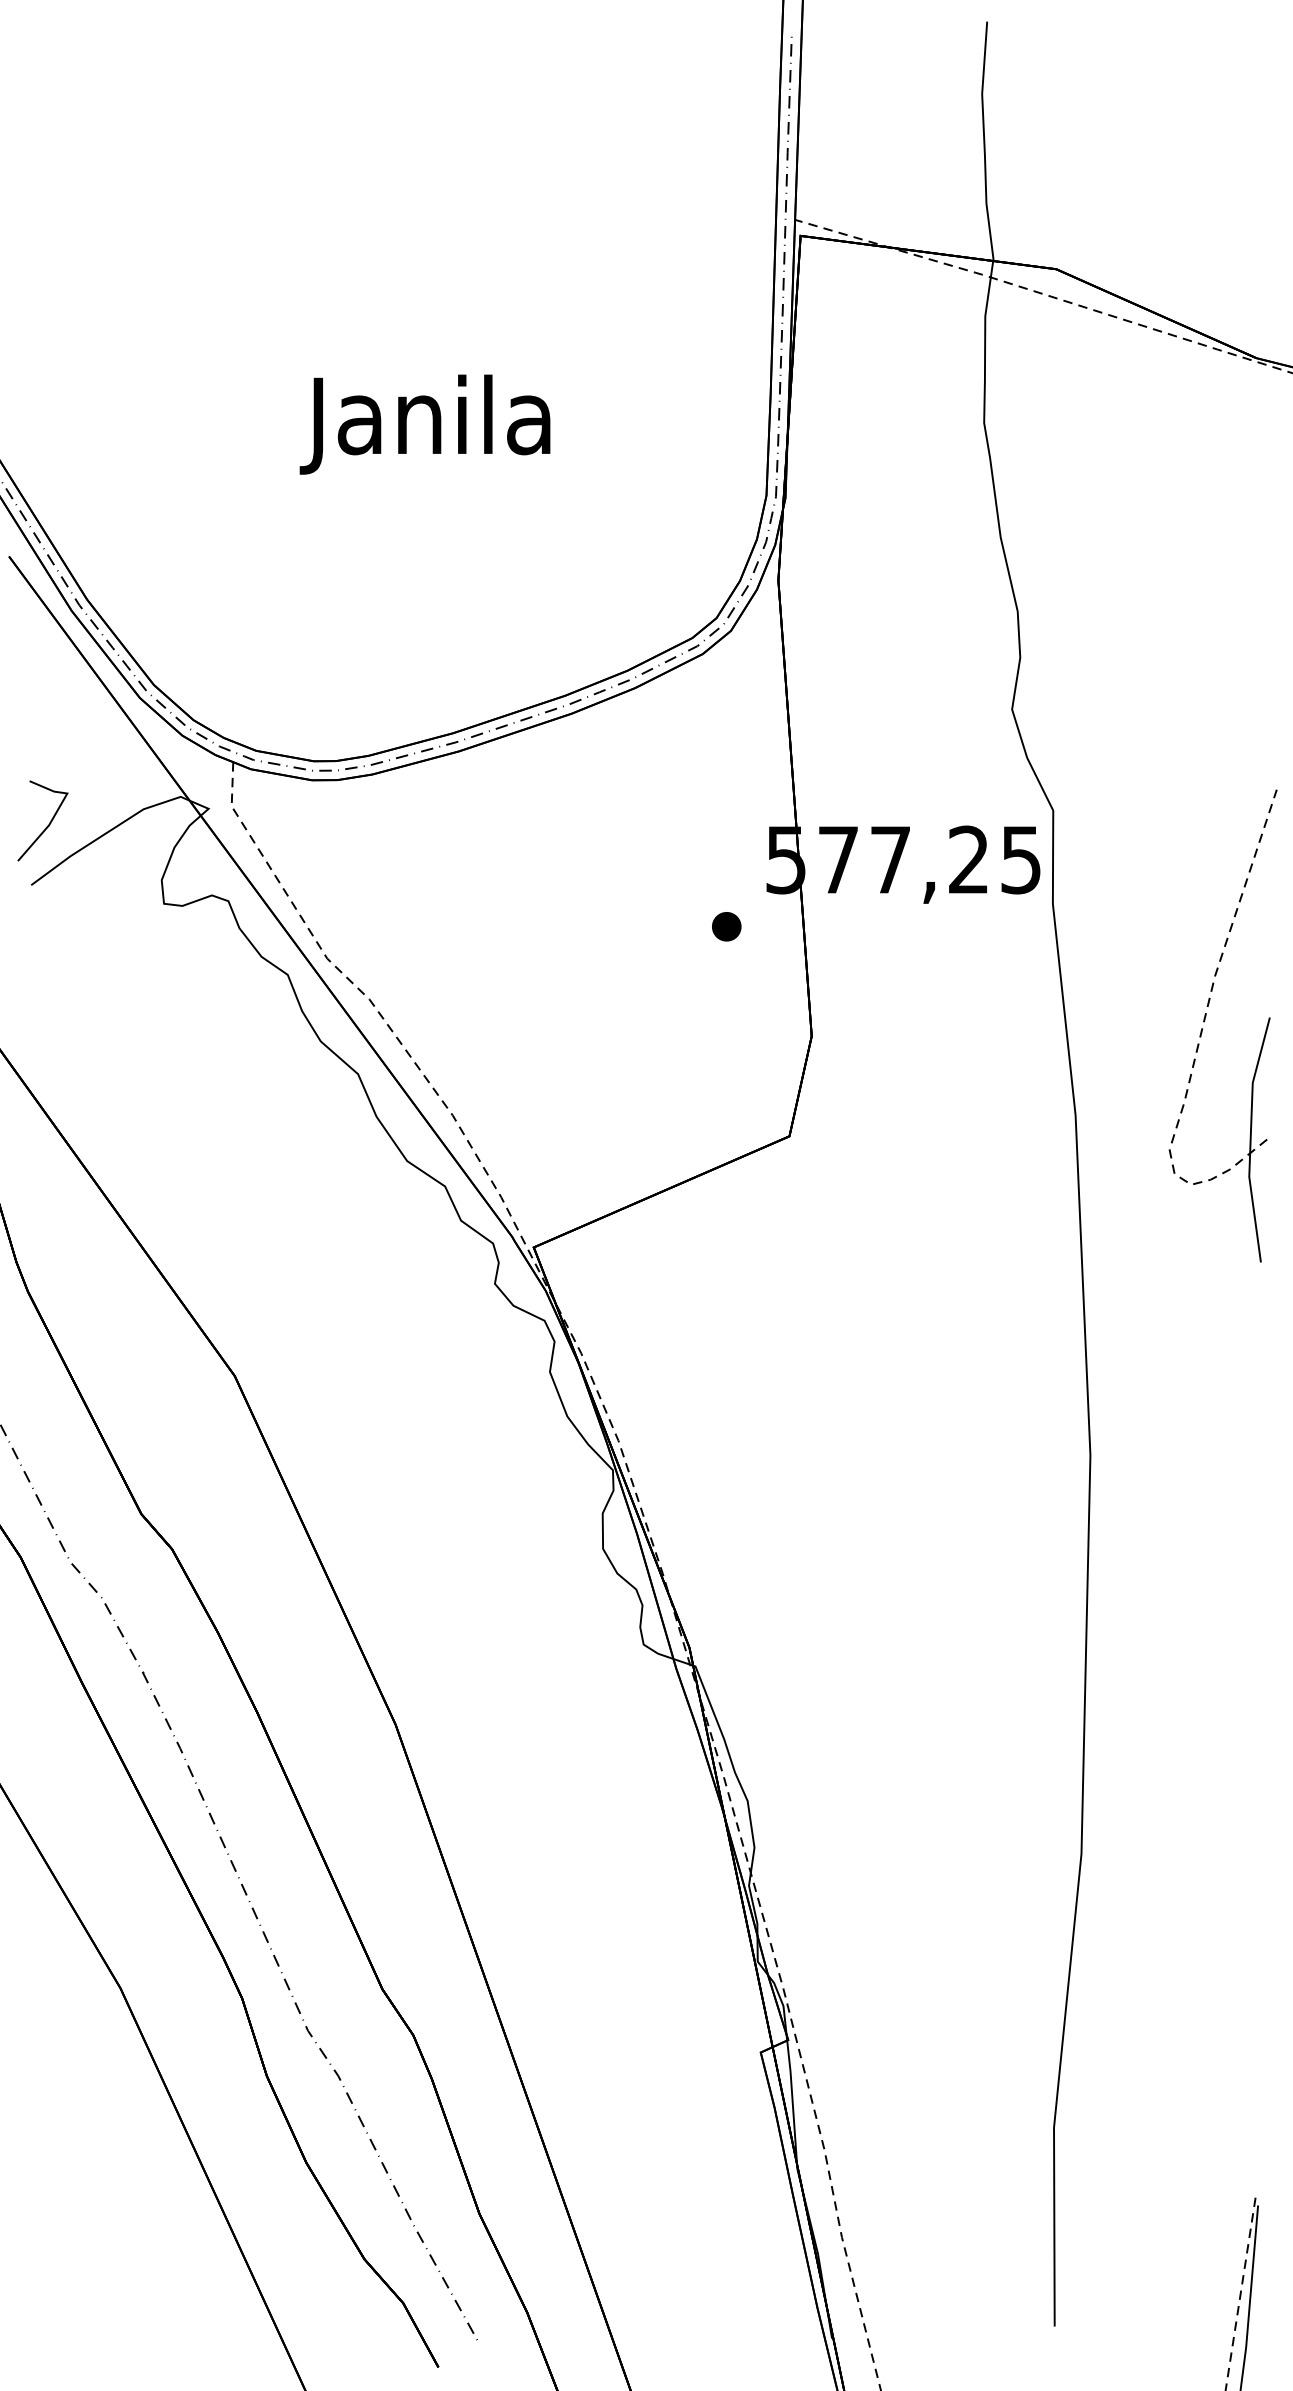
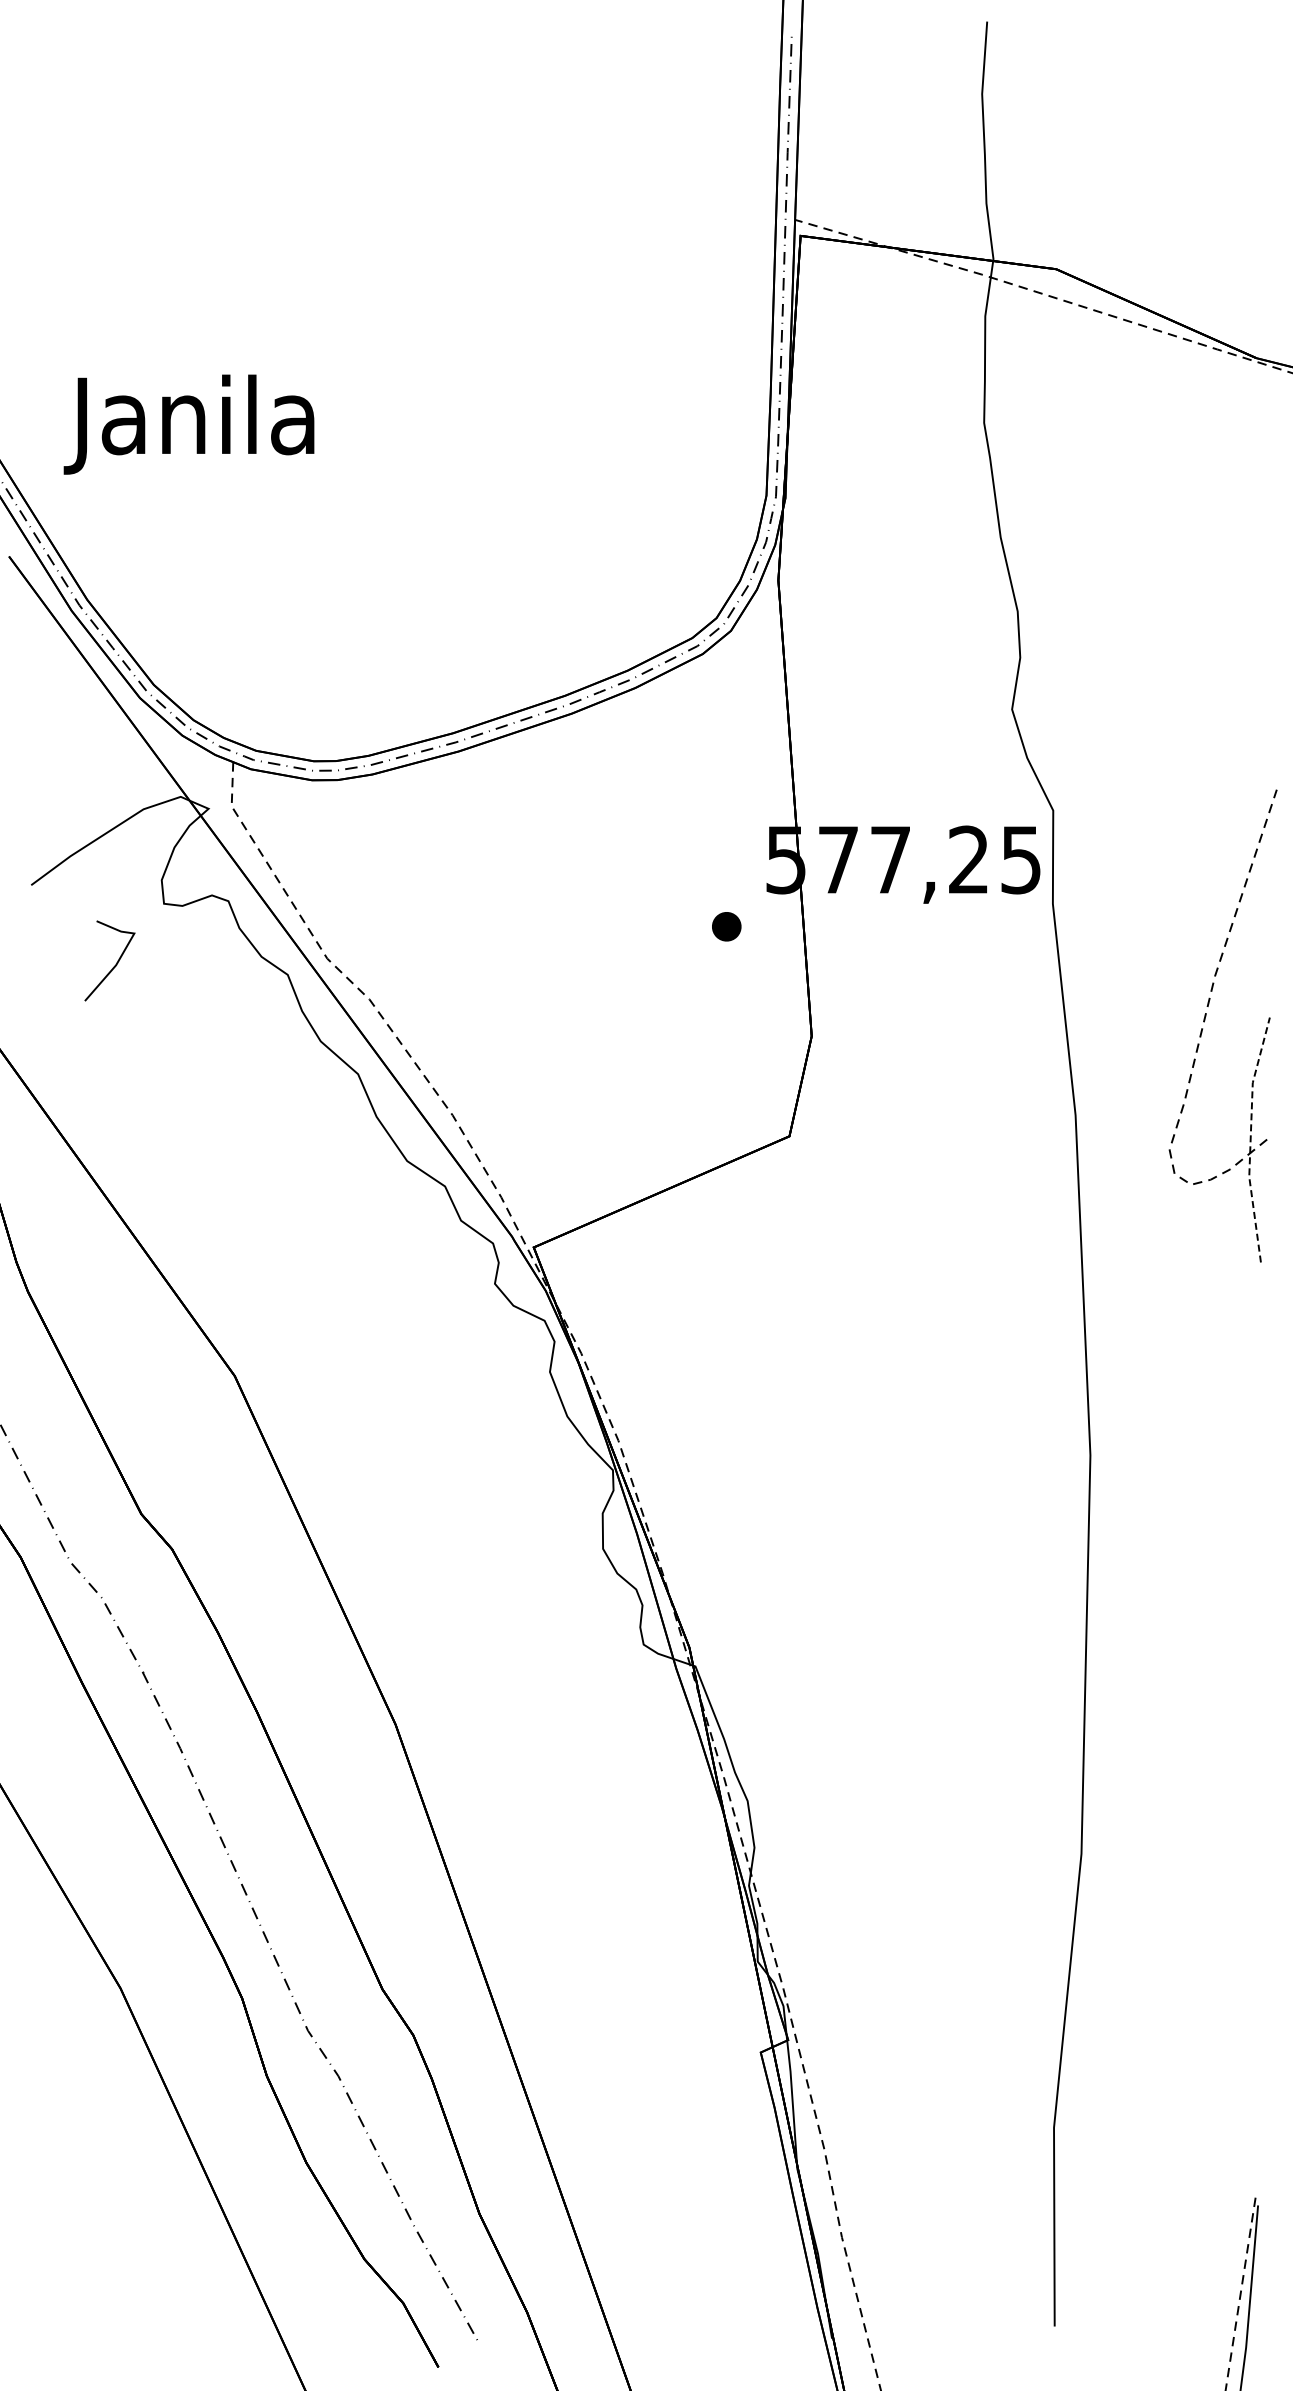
text position: (424, 424) -> (188, 424) (188, 424)
line position: (47, 825) -> (114, 965) (114, 965)
line: solid -> dashed (1250, 1139)
